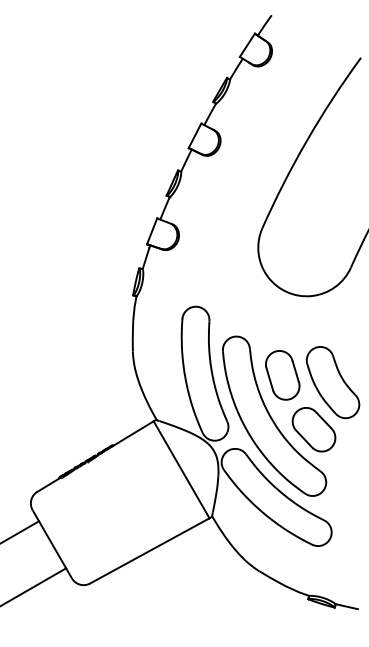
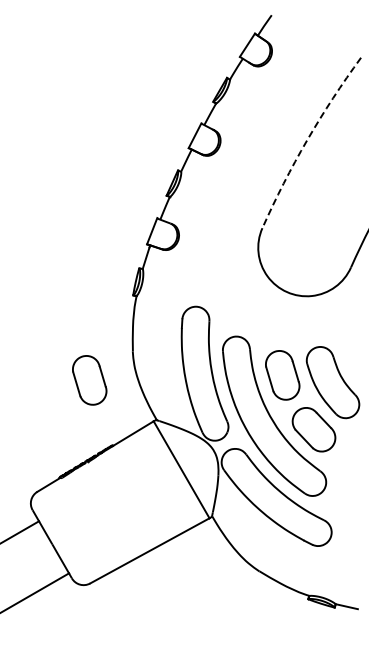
arc: solid -> dashed (307, 140)
part: none -> present (89, 380)
line position: (34, 586) -> (35, 592) (35, 592)
